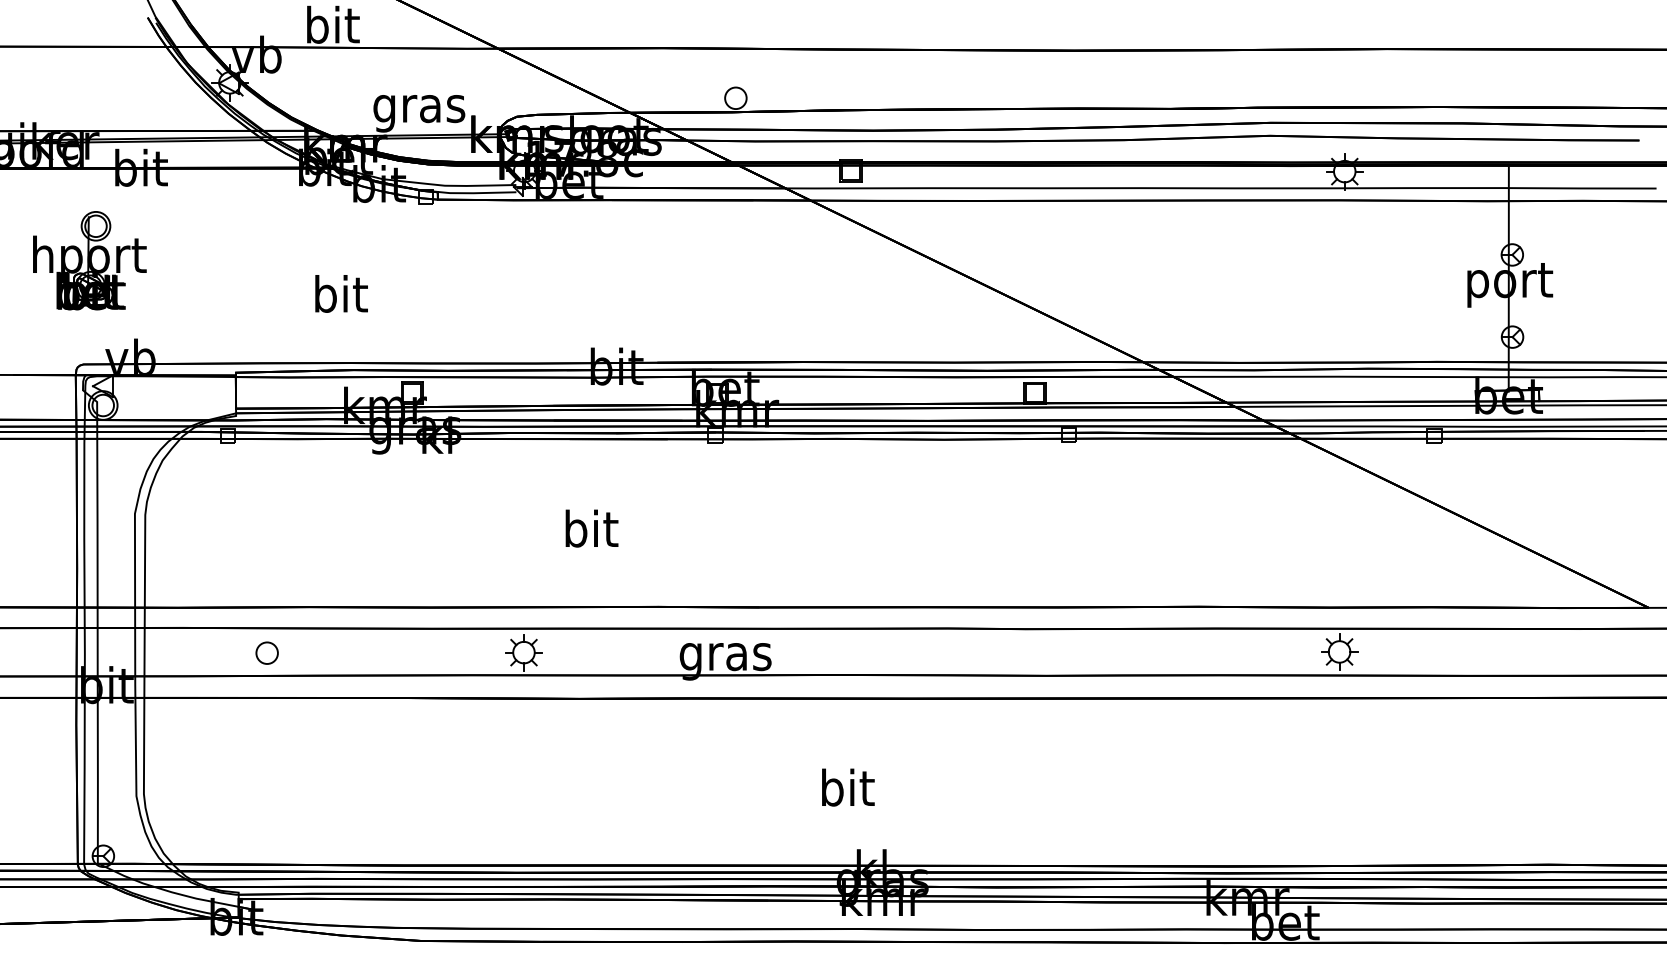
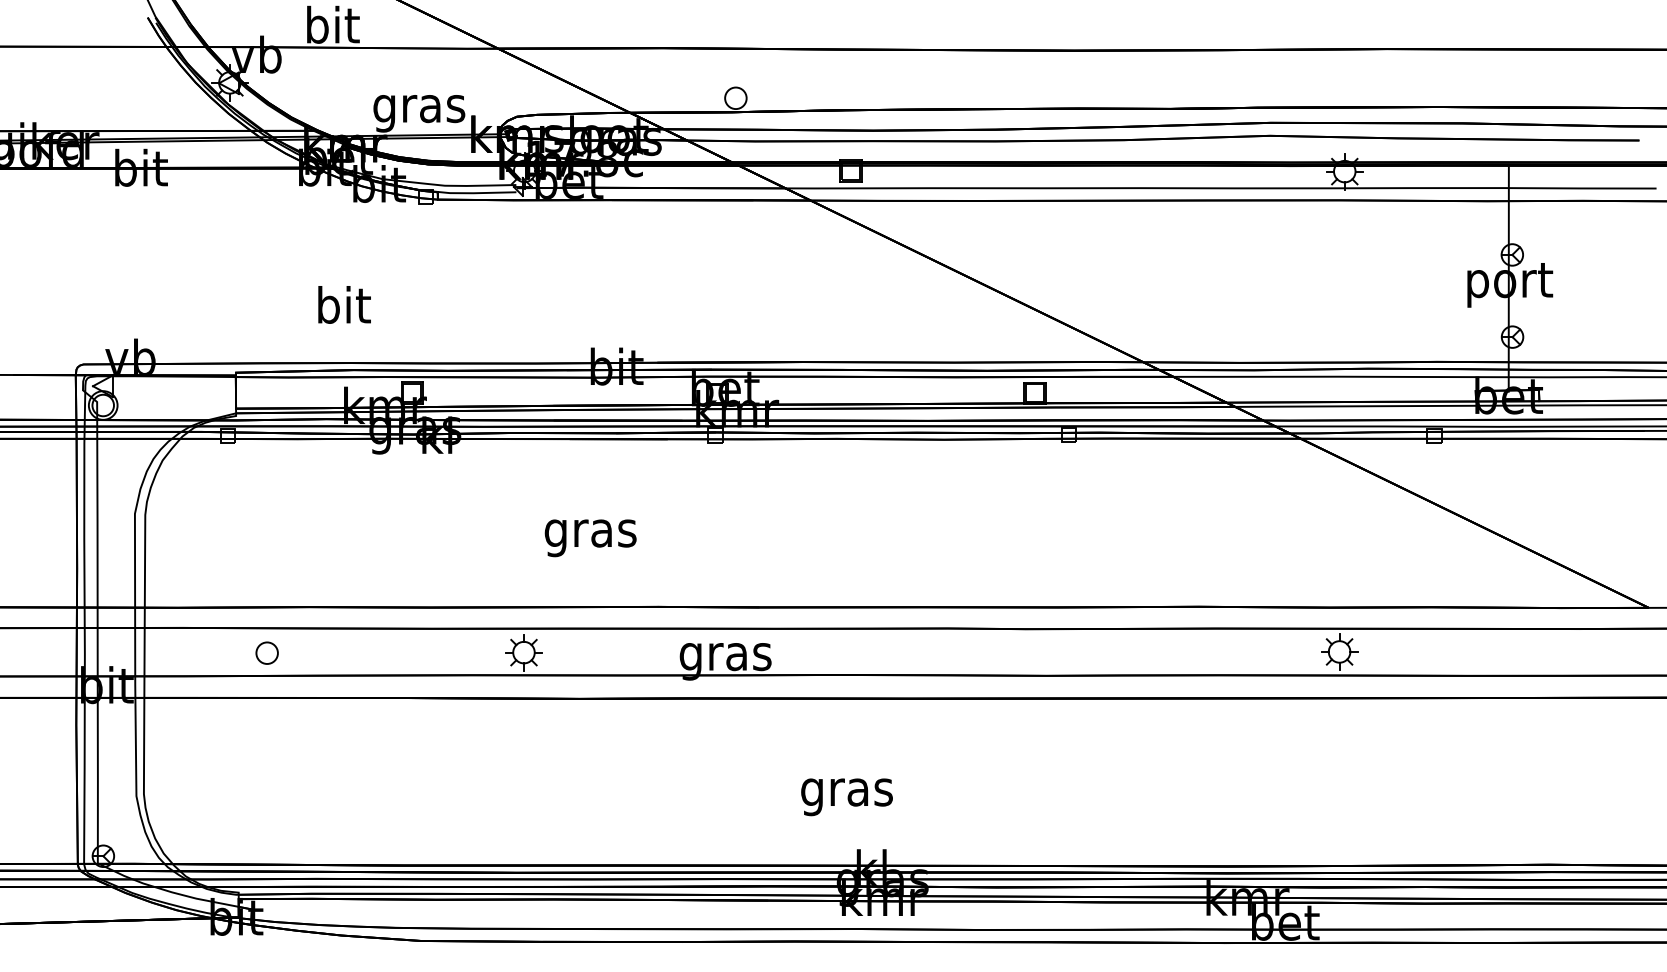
part: present -> none (89, 260)
text position: (341, 293) -> (344, 304) (344, 304)
text: bit -> gras (590, 533)
text: bit -> gras (846, 792)
